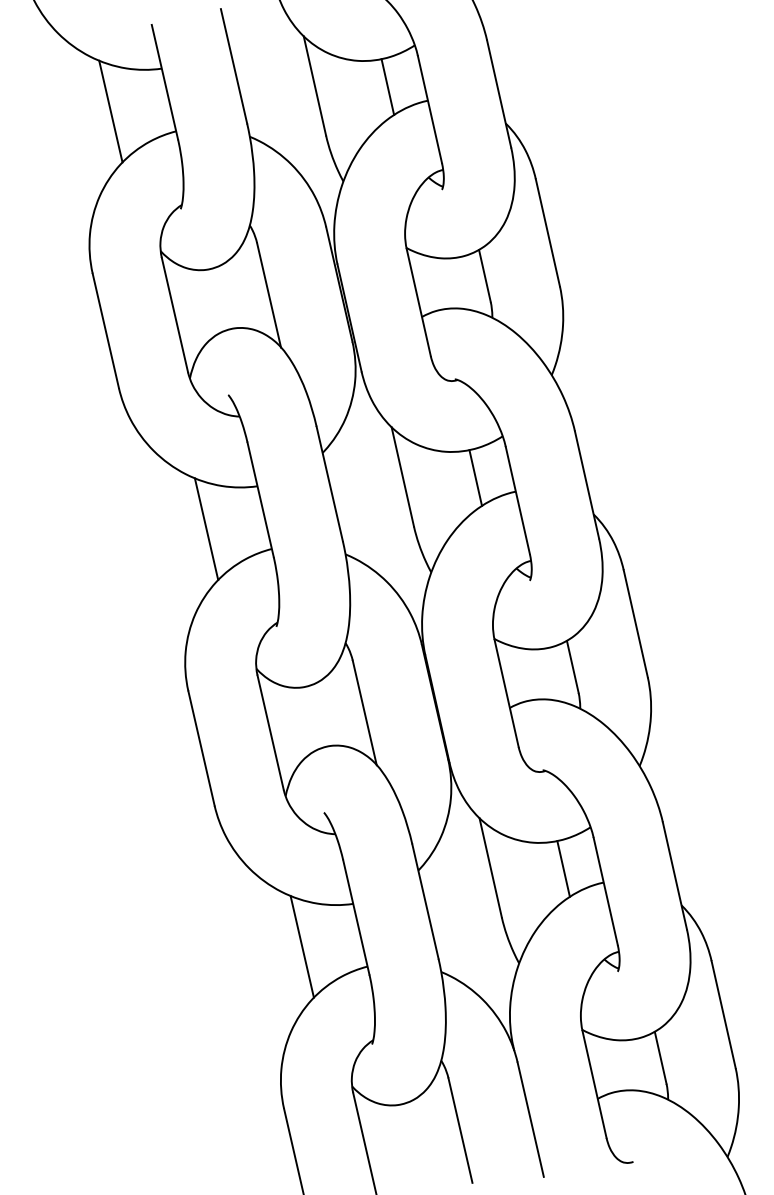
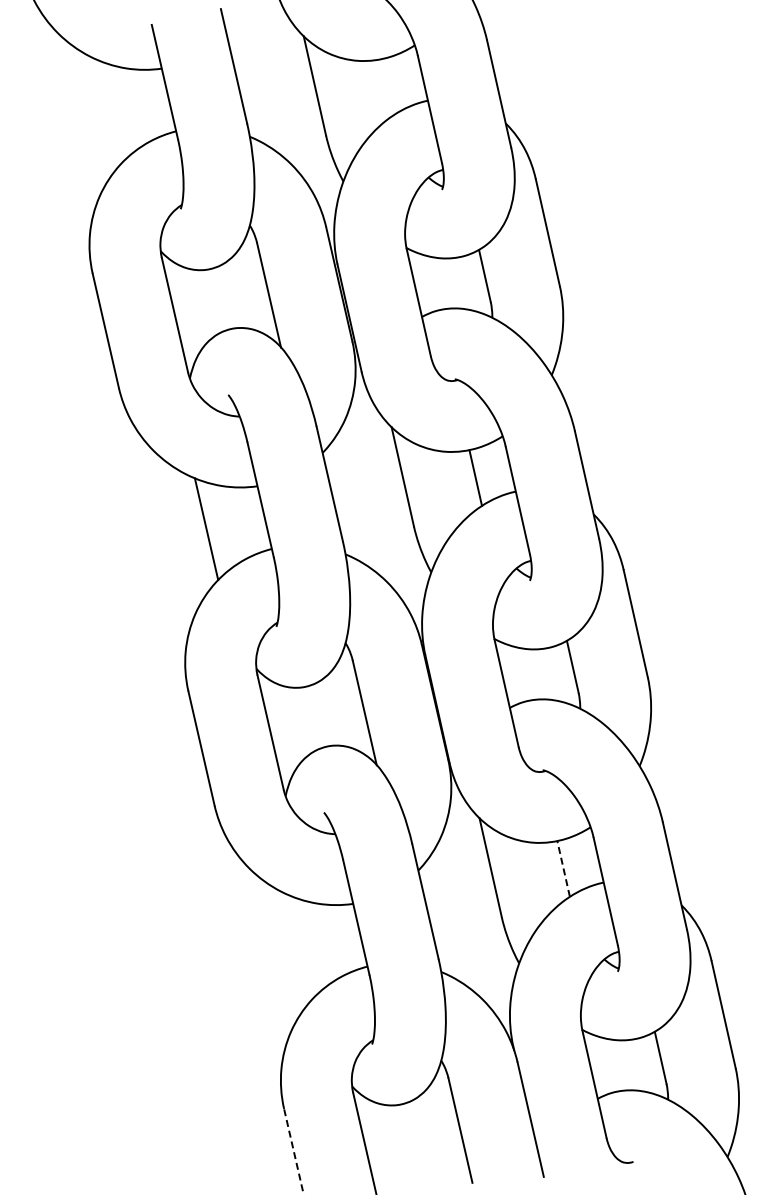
line: present -> none (387, 86)
line: present -> none (110, 111)
line: solid -> dashed (563, 868)
line: present -> none (301, 946)
line: solid -> dashed (293, 1151)
